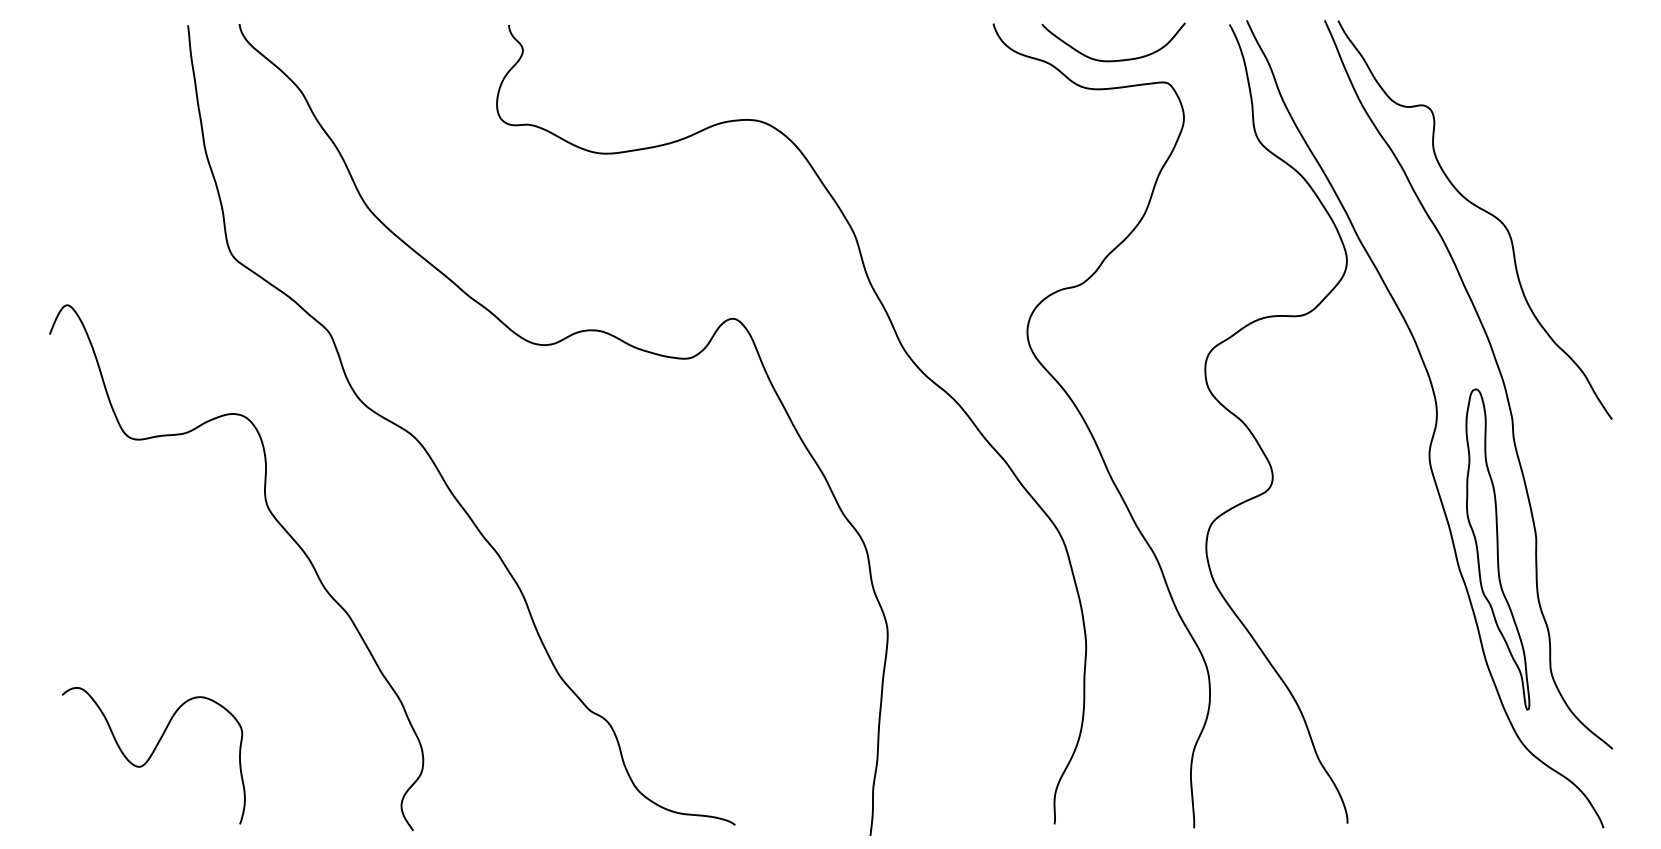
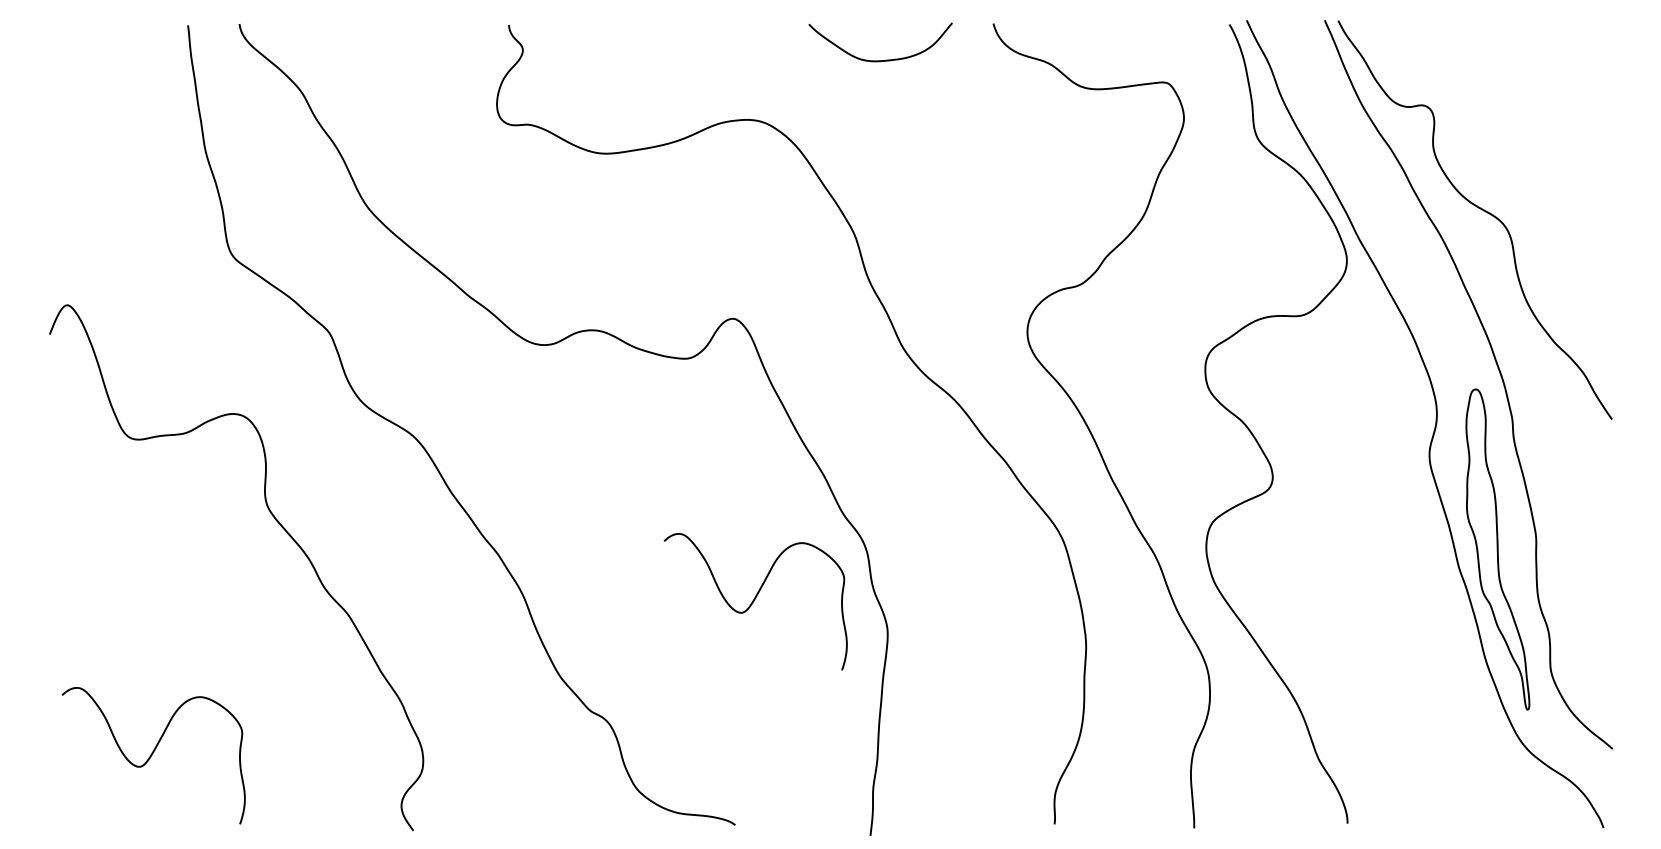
curve position: (1118, 59) -> (885, 59) (885, 59)
curve: none -> present (754, 601)
